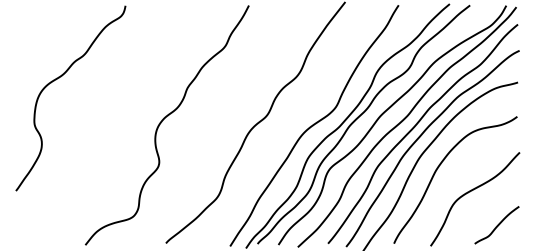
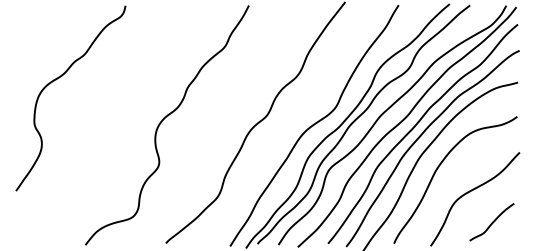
curve position: (496, 225) -> (491, 222) (491, 222)
